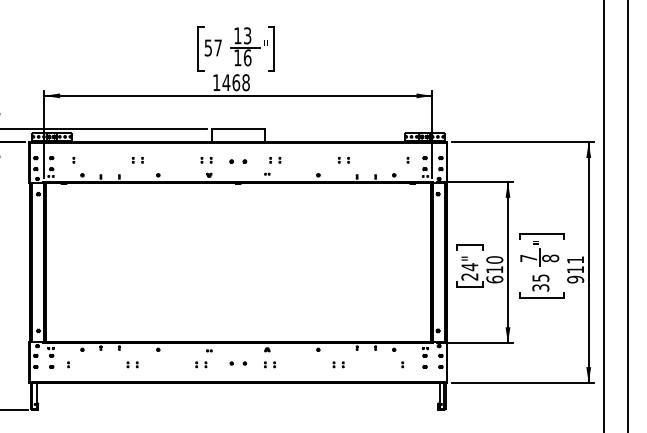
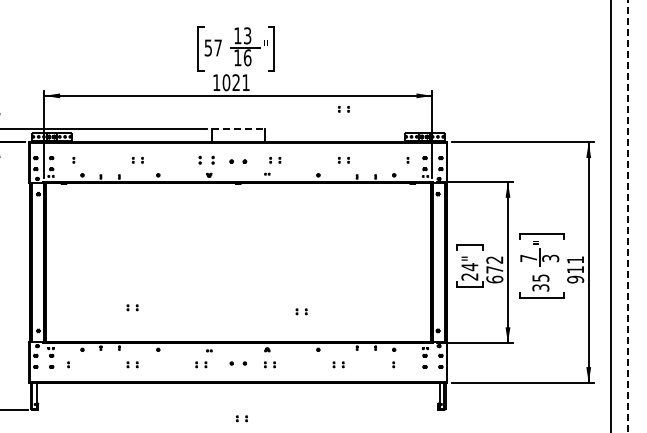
text: 1468 -> 1021 (235, 82)
part: none -> present (343, 109)
line: solid -> dashed (238, 128)
part size: 13x7 px -> 17x10 px (206, 159)
line position: (603, 215) -> (610, 215) (610, 215)
line: solid -> dashed (627, 216)
text: 8 -> 3 (550, 258)
text: 610 -> 672 (494, 264)
part: none -> present (132, 307)
part: none -> present (301, 311)
part position: (402, 364) -> (393, 364) (393, 364)
part: none -> present (241, 418)
